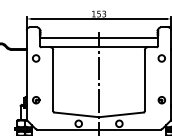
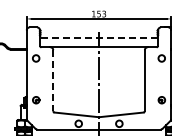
line: solid -> dashed (98, 37)
line: solid -> dashed (53, 81)
